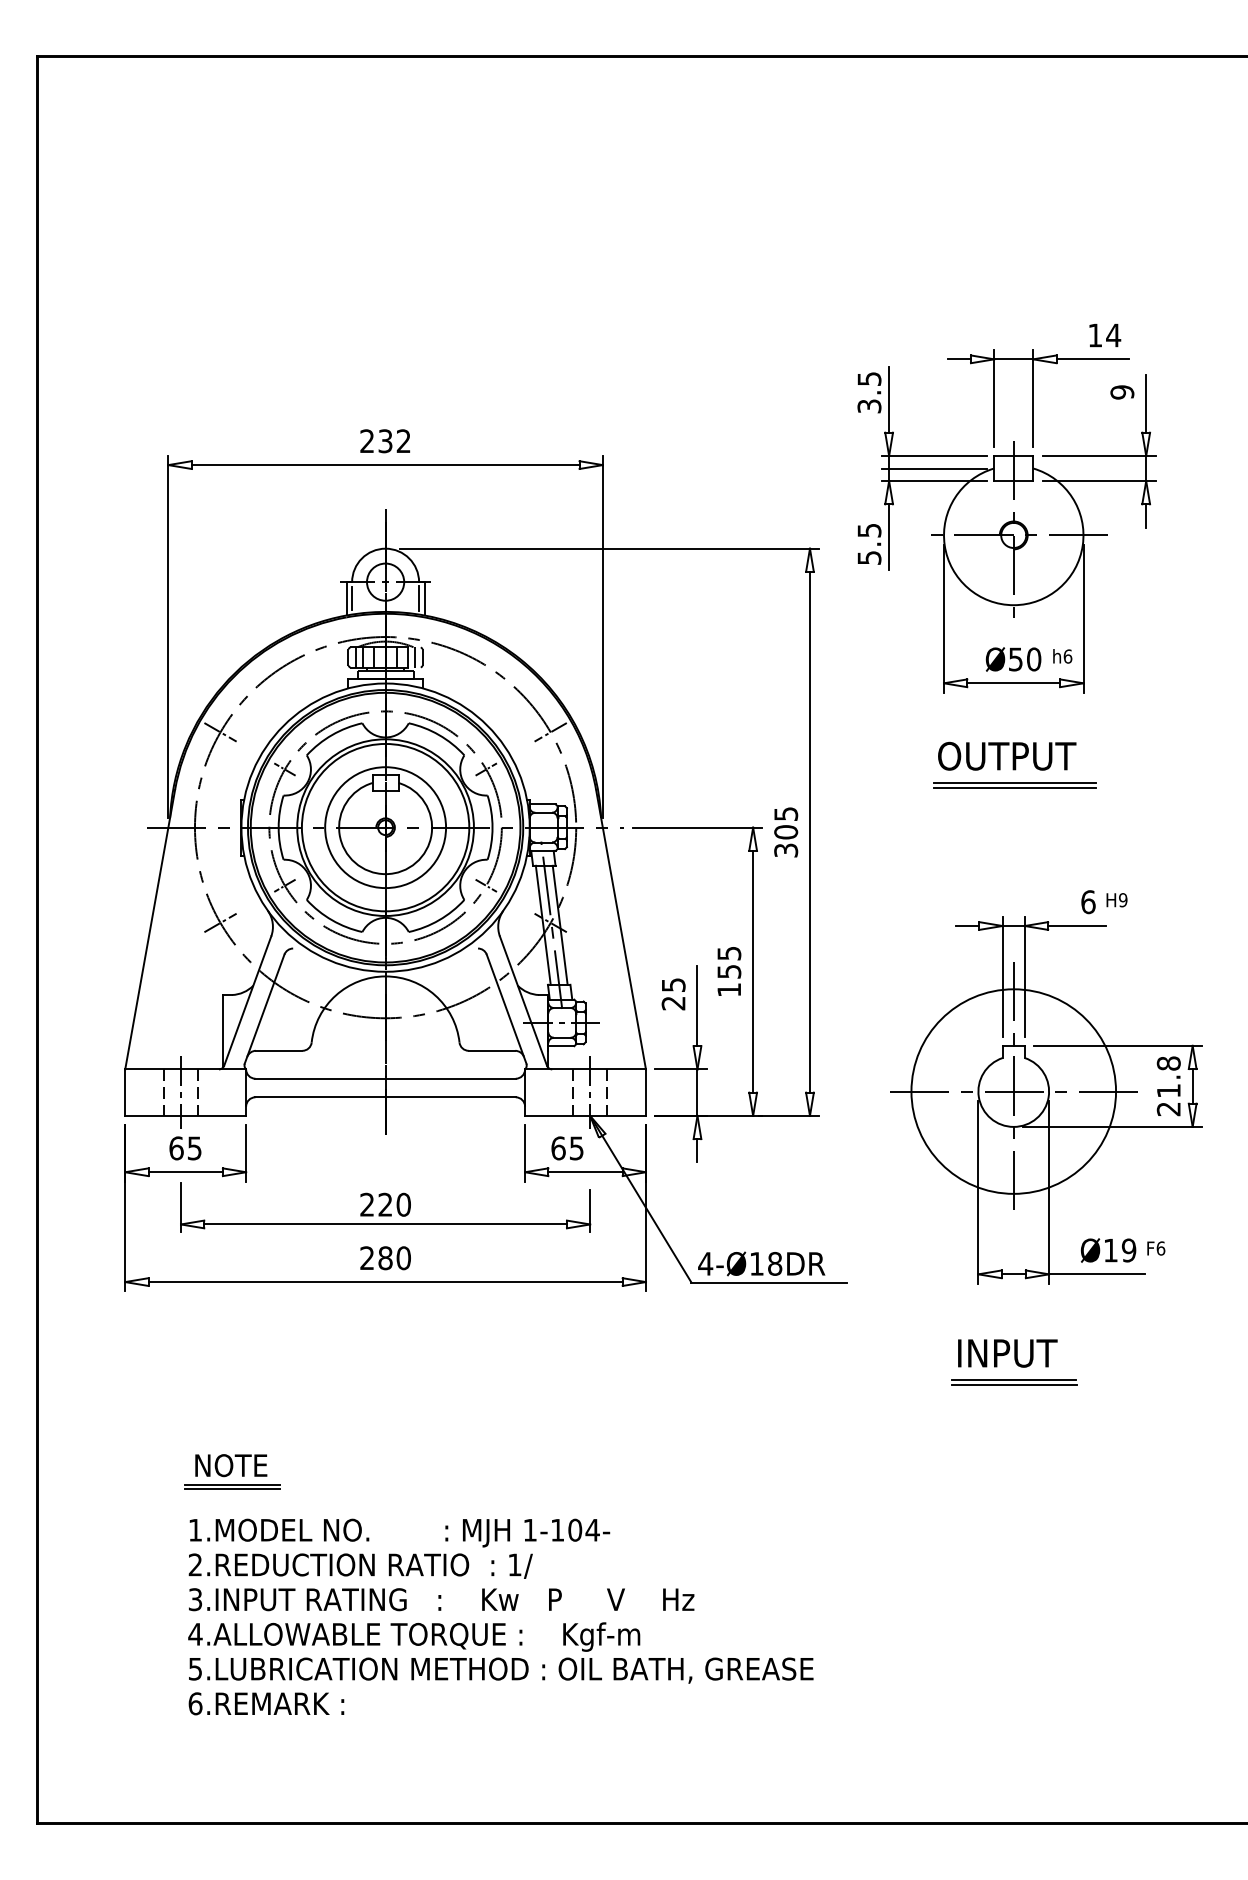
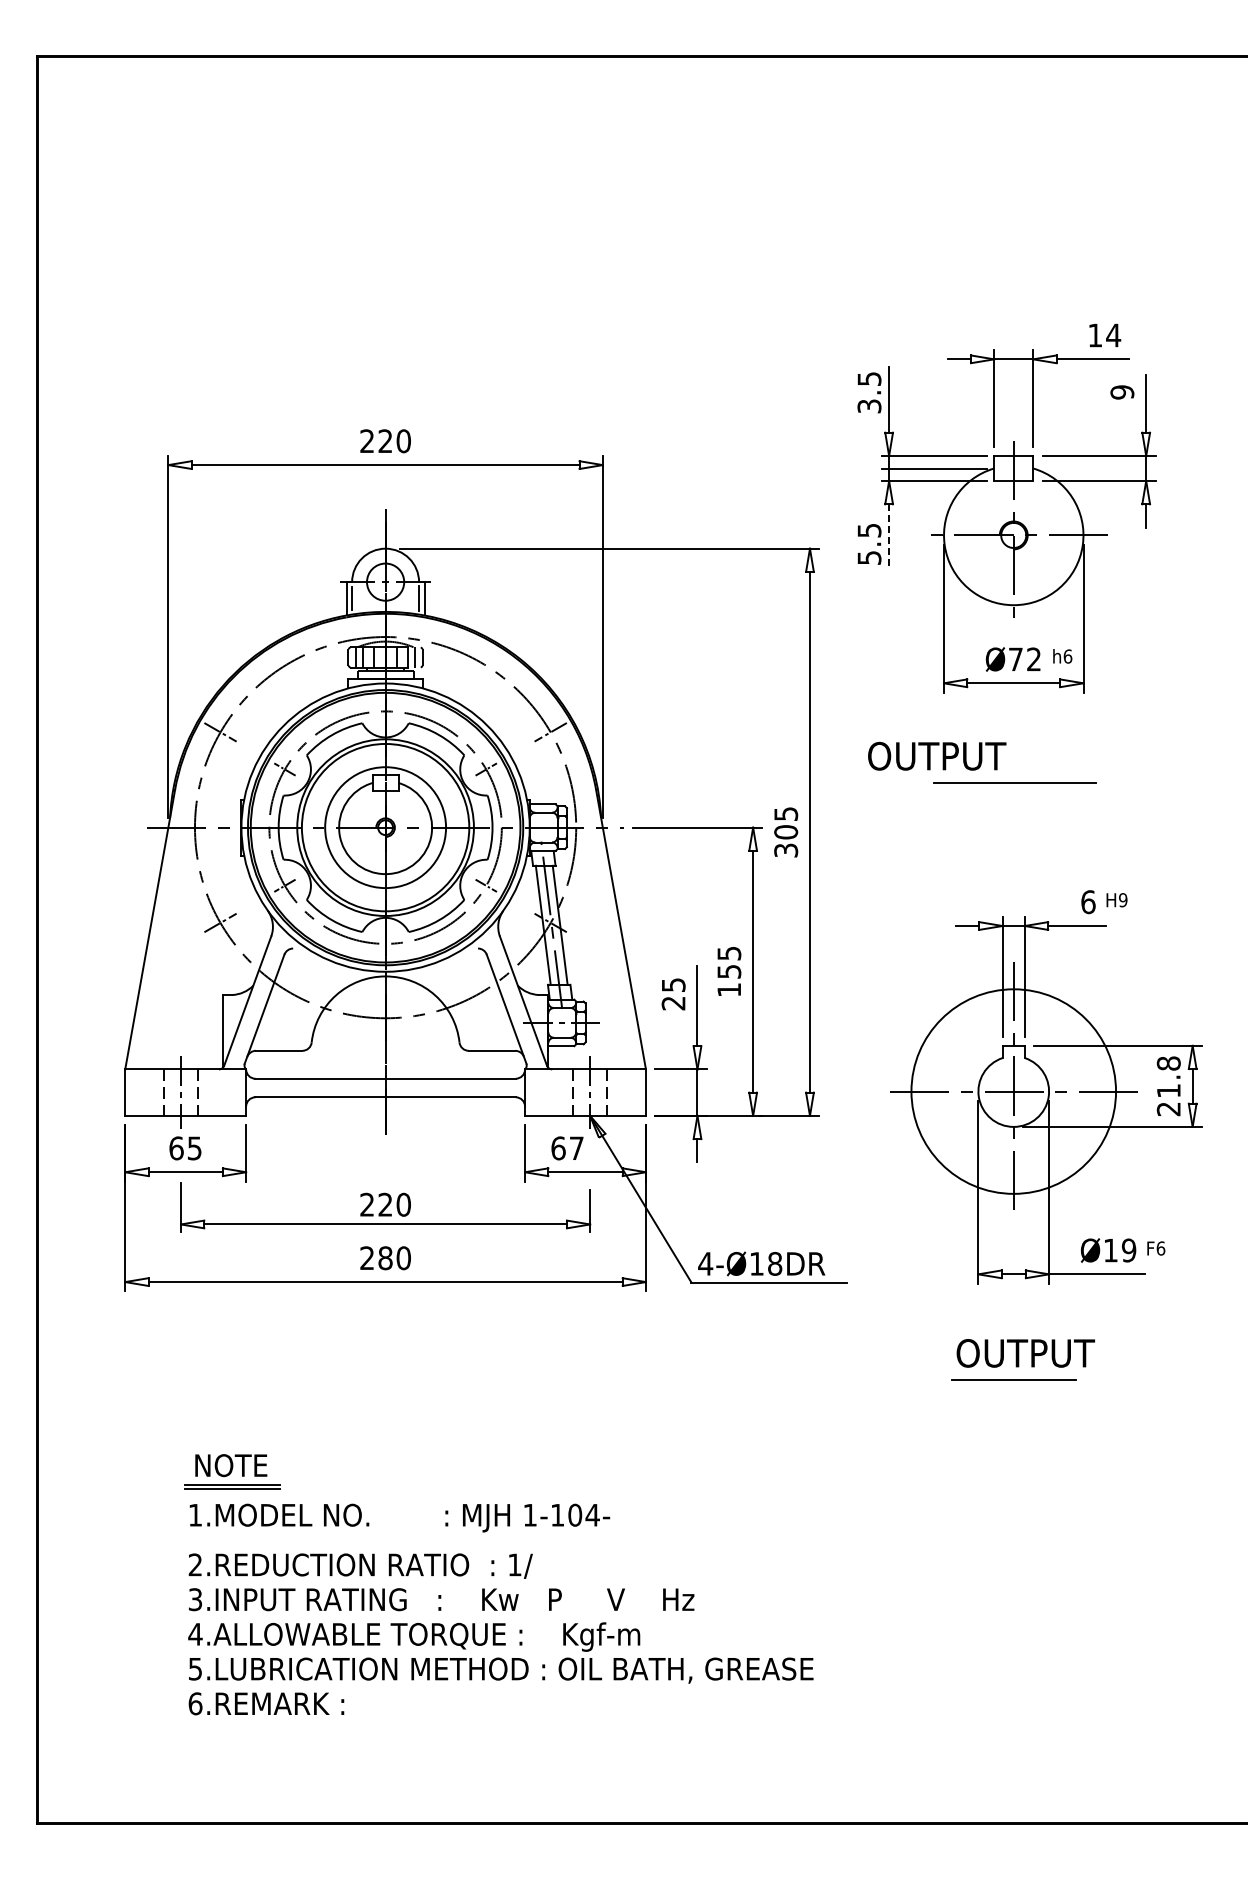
text: 232 -> 220 (394, 441)
line: solid -> dashed (889, 537)
text: Ø50 -> Ø72 (1025, 659)
text position: (1007, 755) -> (937, 755) (937, 755)
line: present -> none (1014, 788)
text: 65 -> 67 (576, 1148)
text: INPUT -> OUTPUT (1025, 1353)
line: present -> none (1014, 1385)
text position: (399, 1532) -> (399, 1517) (399, 1517)
